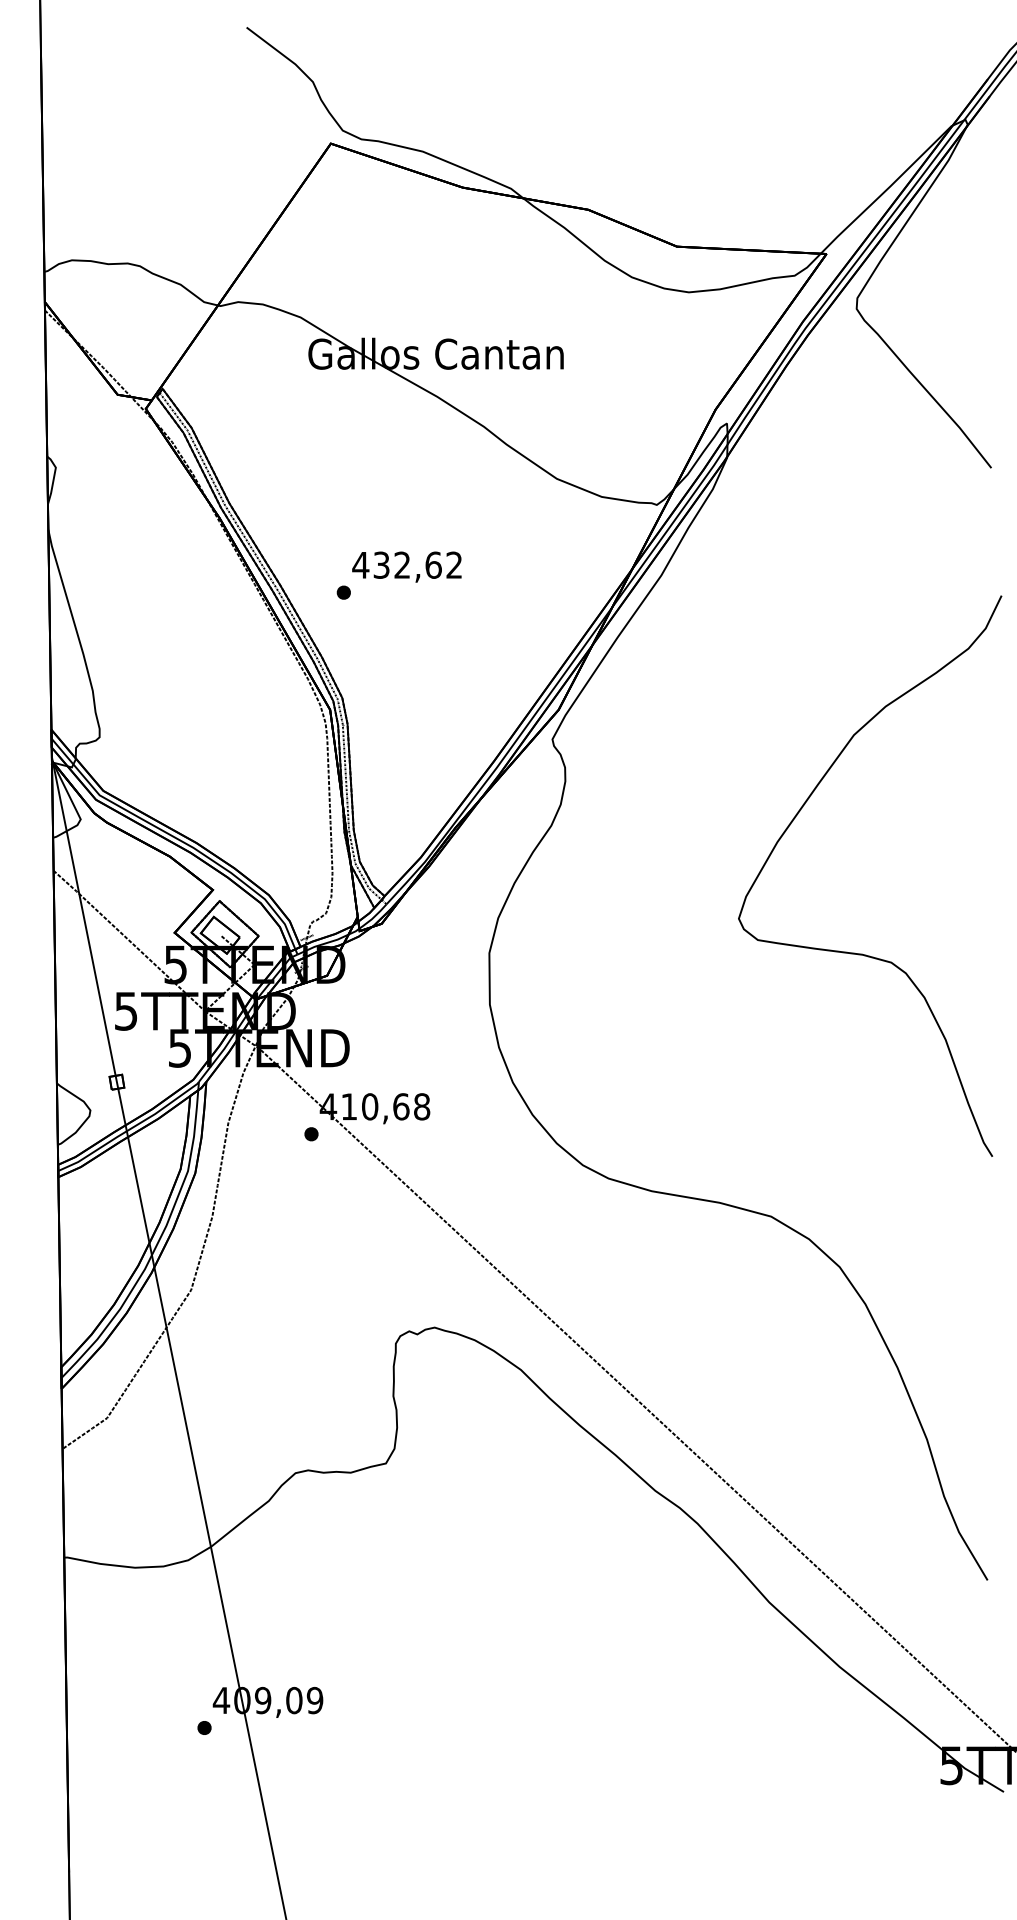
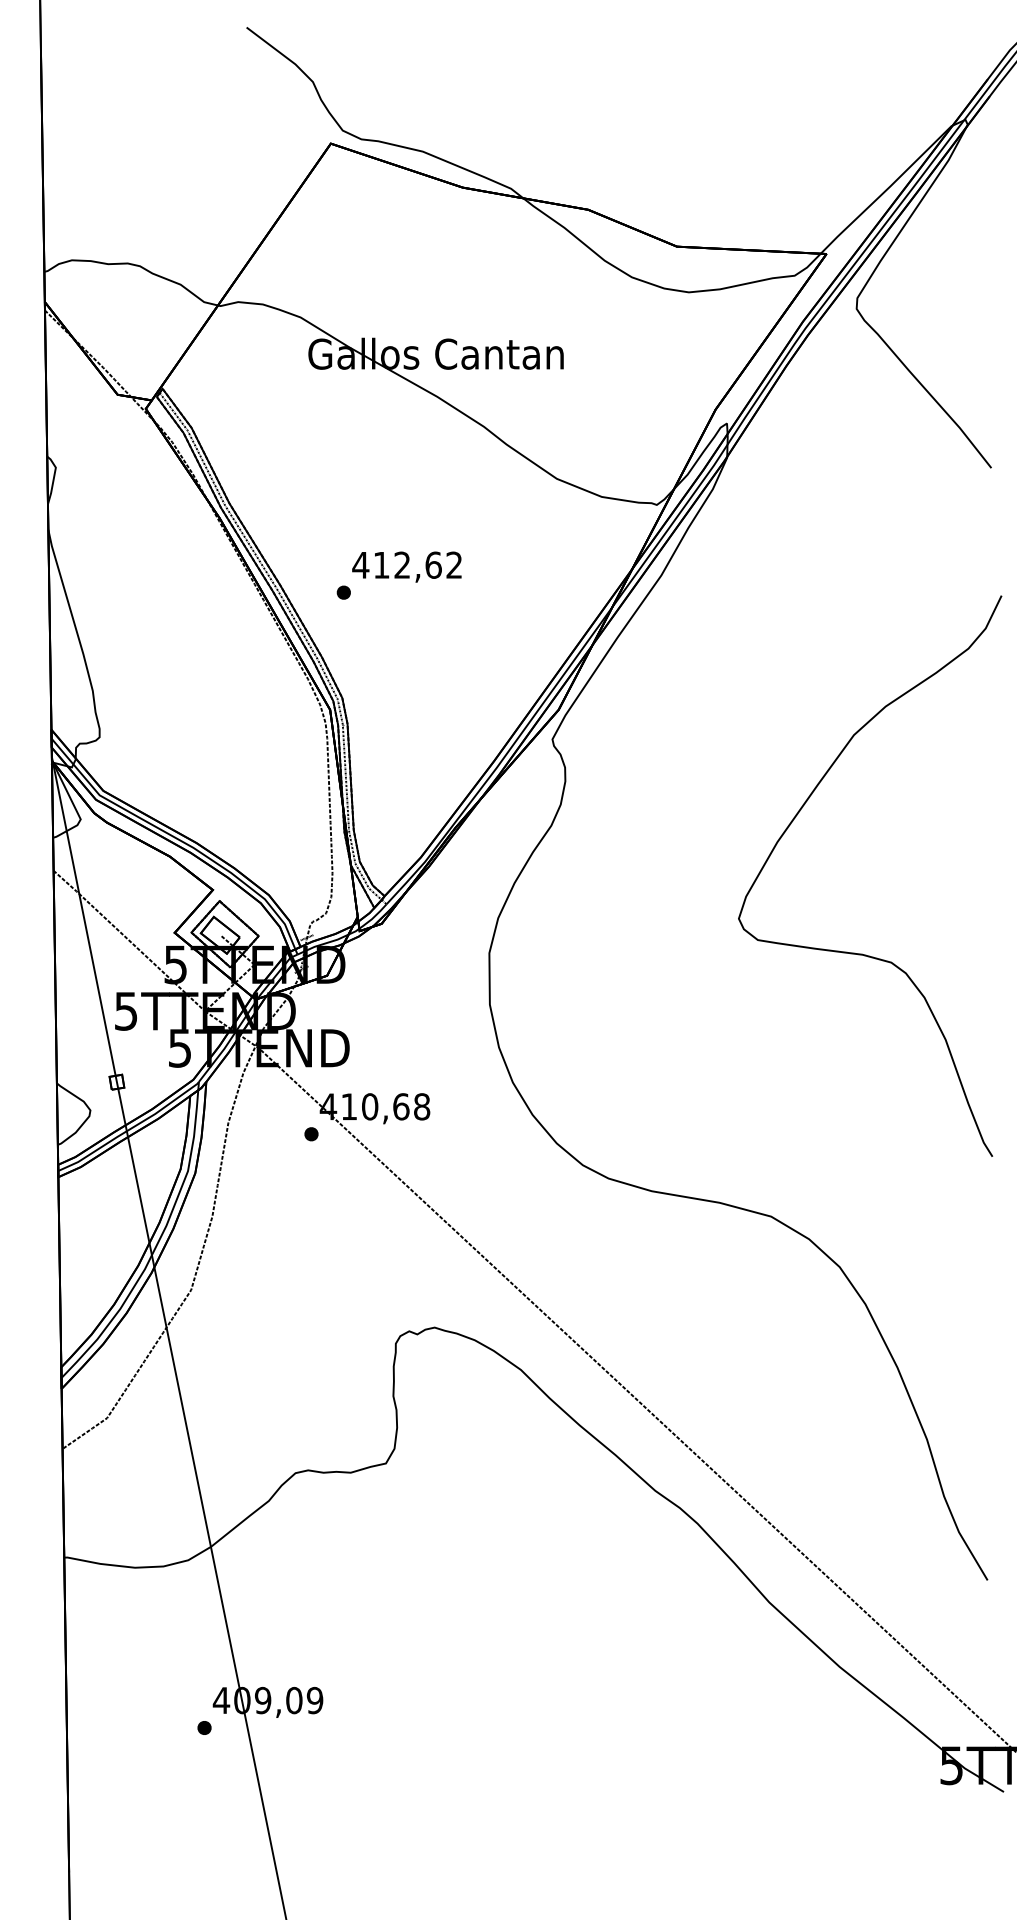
text: 432,62 -> 412,62 (381, 564)
